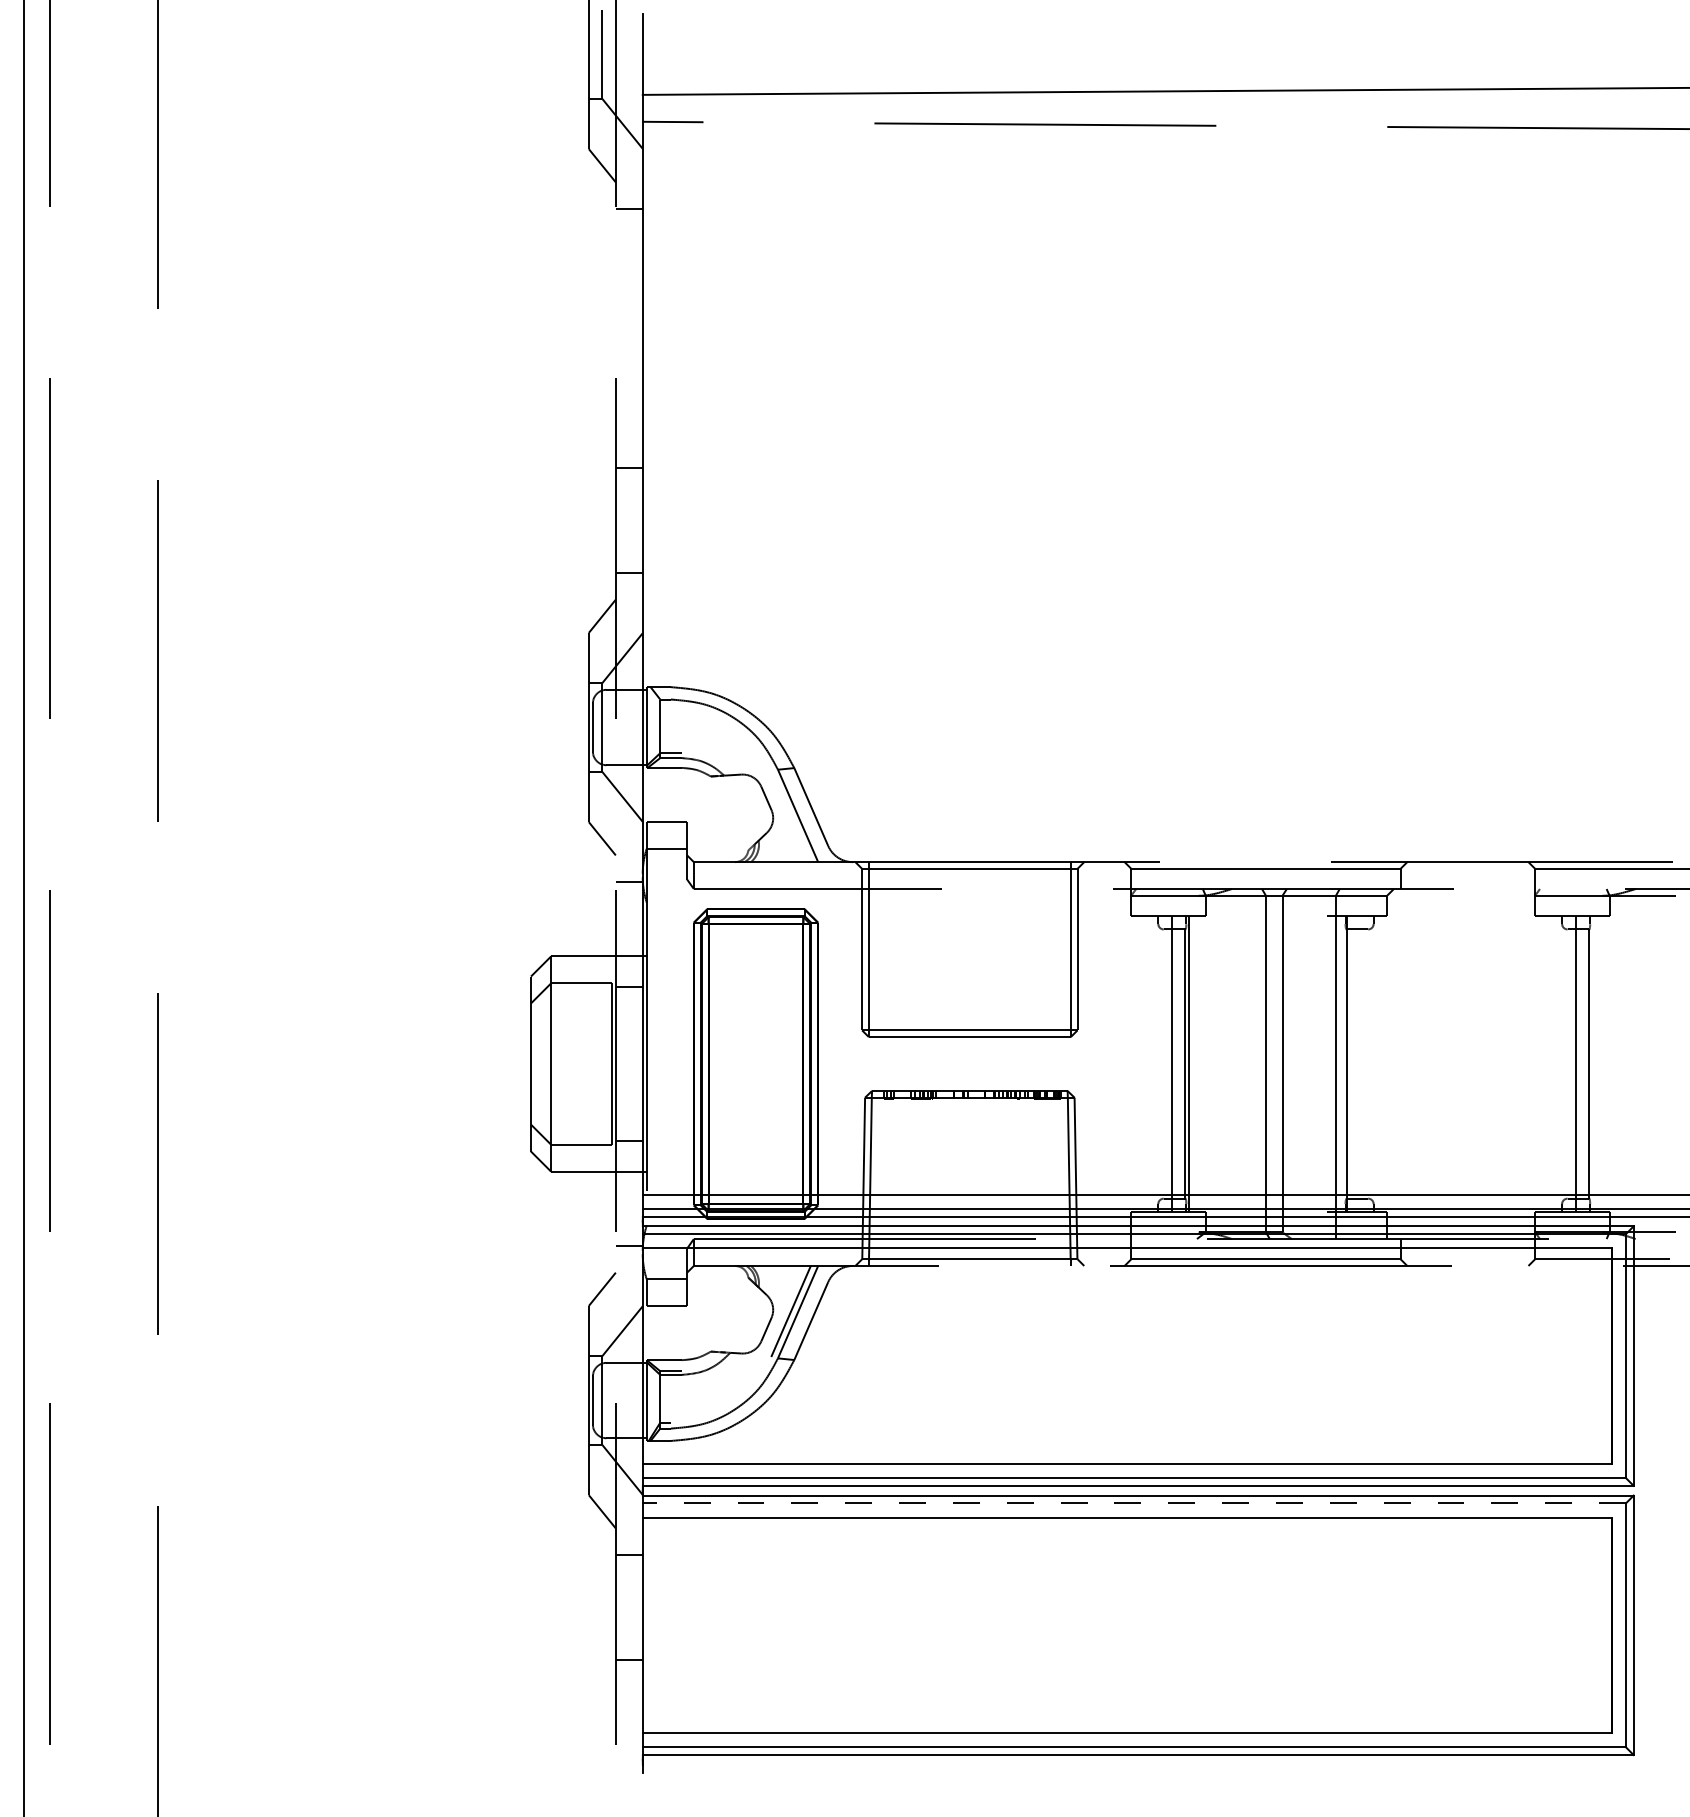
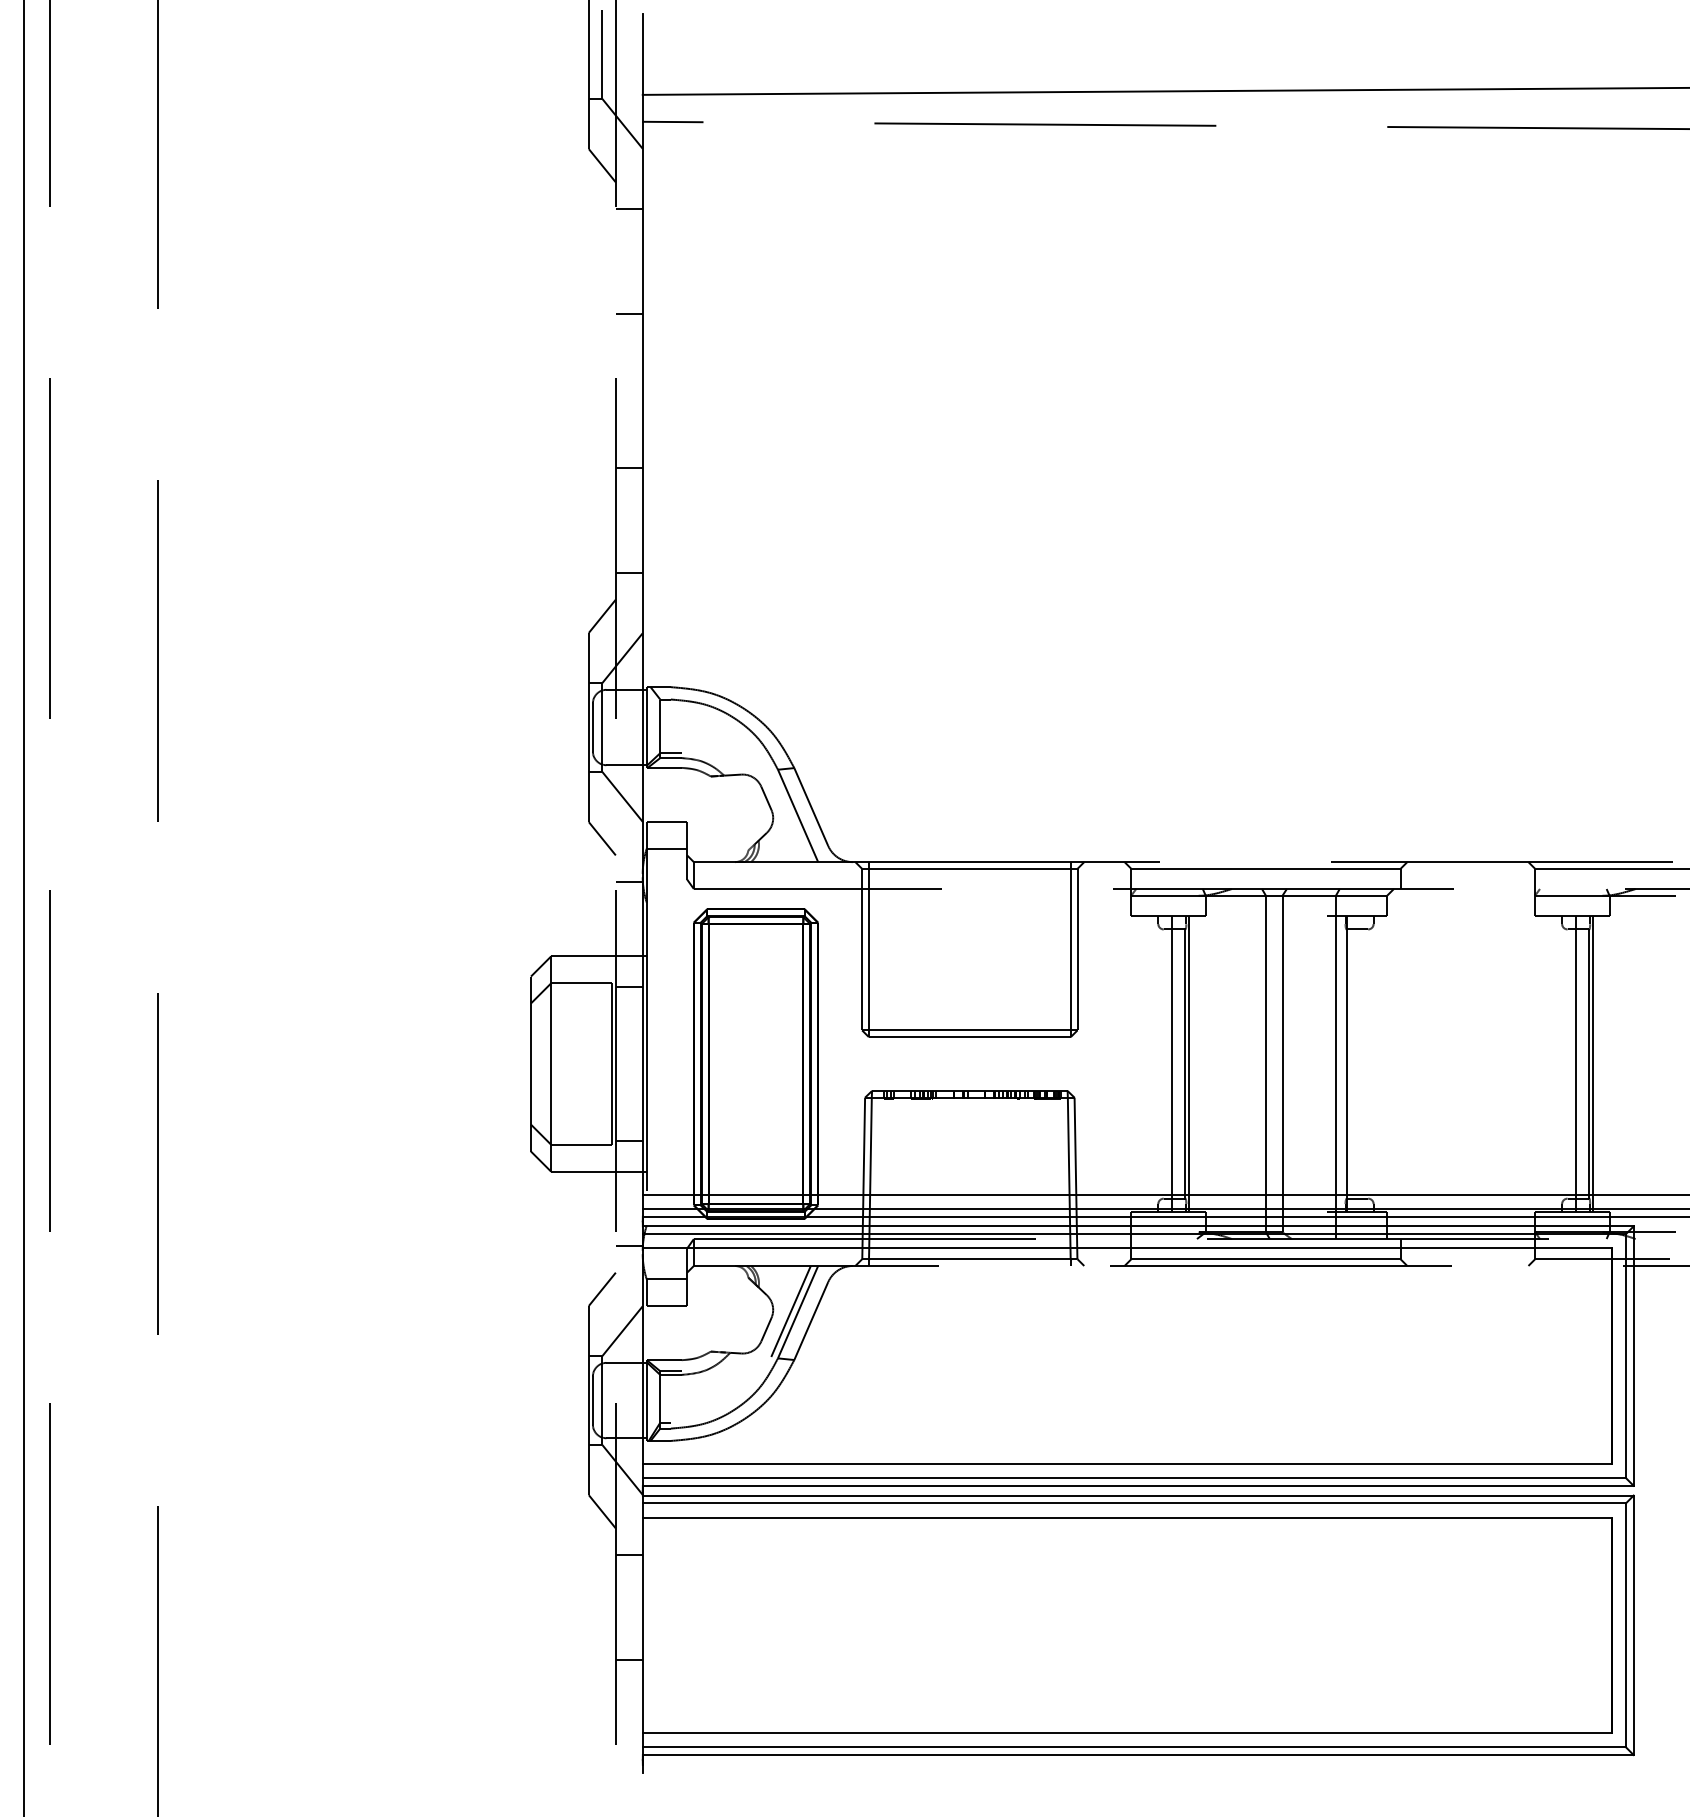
line: none -> present (628, 314)
line: none -> present (1593, 1063)
line: dashed -> solid (1134, 1503)
